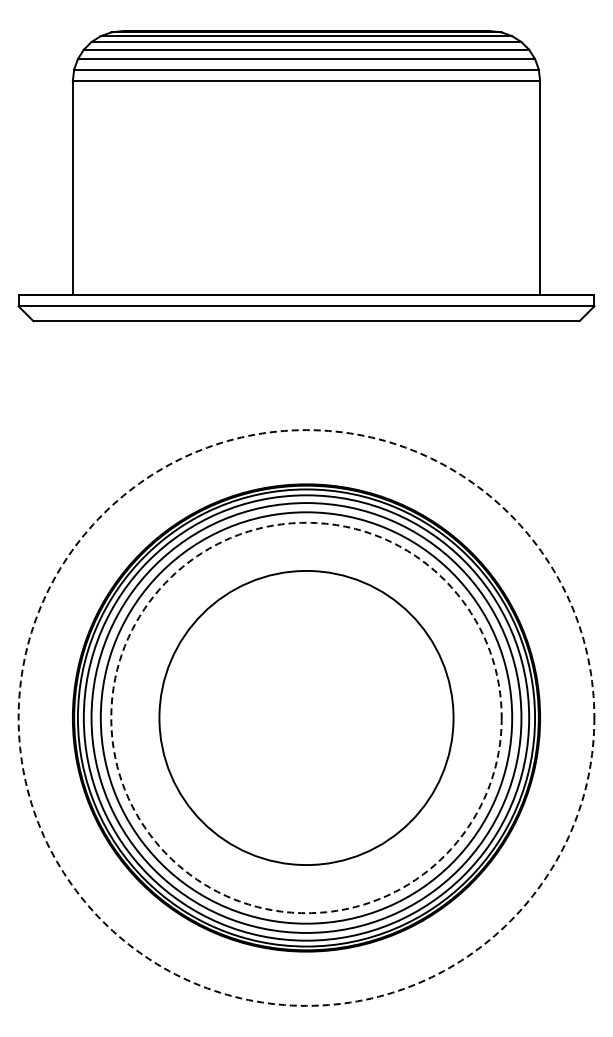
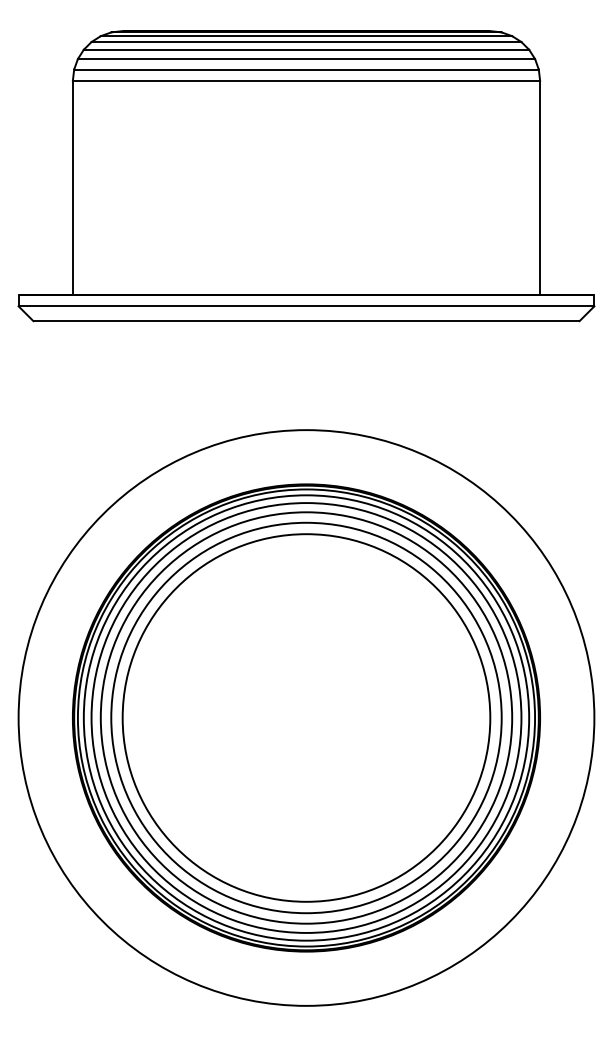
circle diameter: 294 px -> 368 px (306, 717)
circle: dashed -> solid (306, 717)
circle: dashed -> solid (306, 717)
